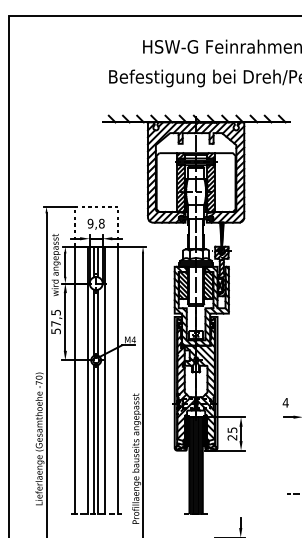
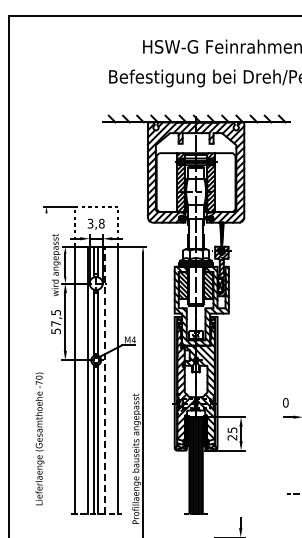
text: 9,8 -> 3,8 (90, 223)
line: present -> none (46, 373)
line: solid -> dashed (104, 380)
text: 4 -> 0 (285, 402)
